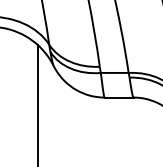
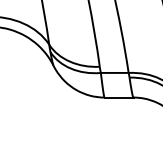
line: present -> none (37, 104)
